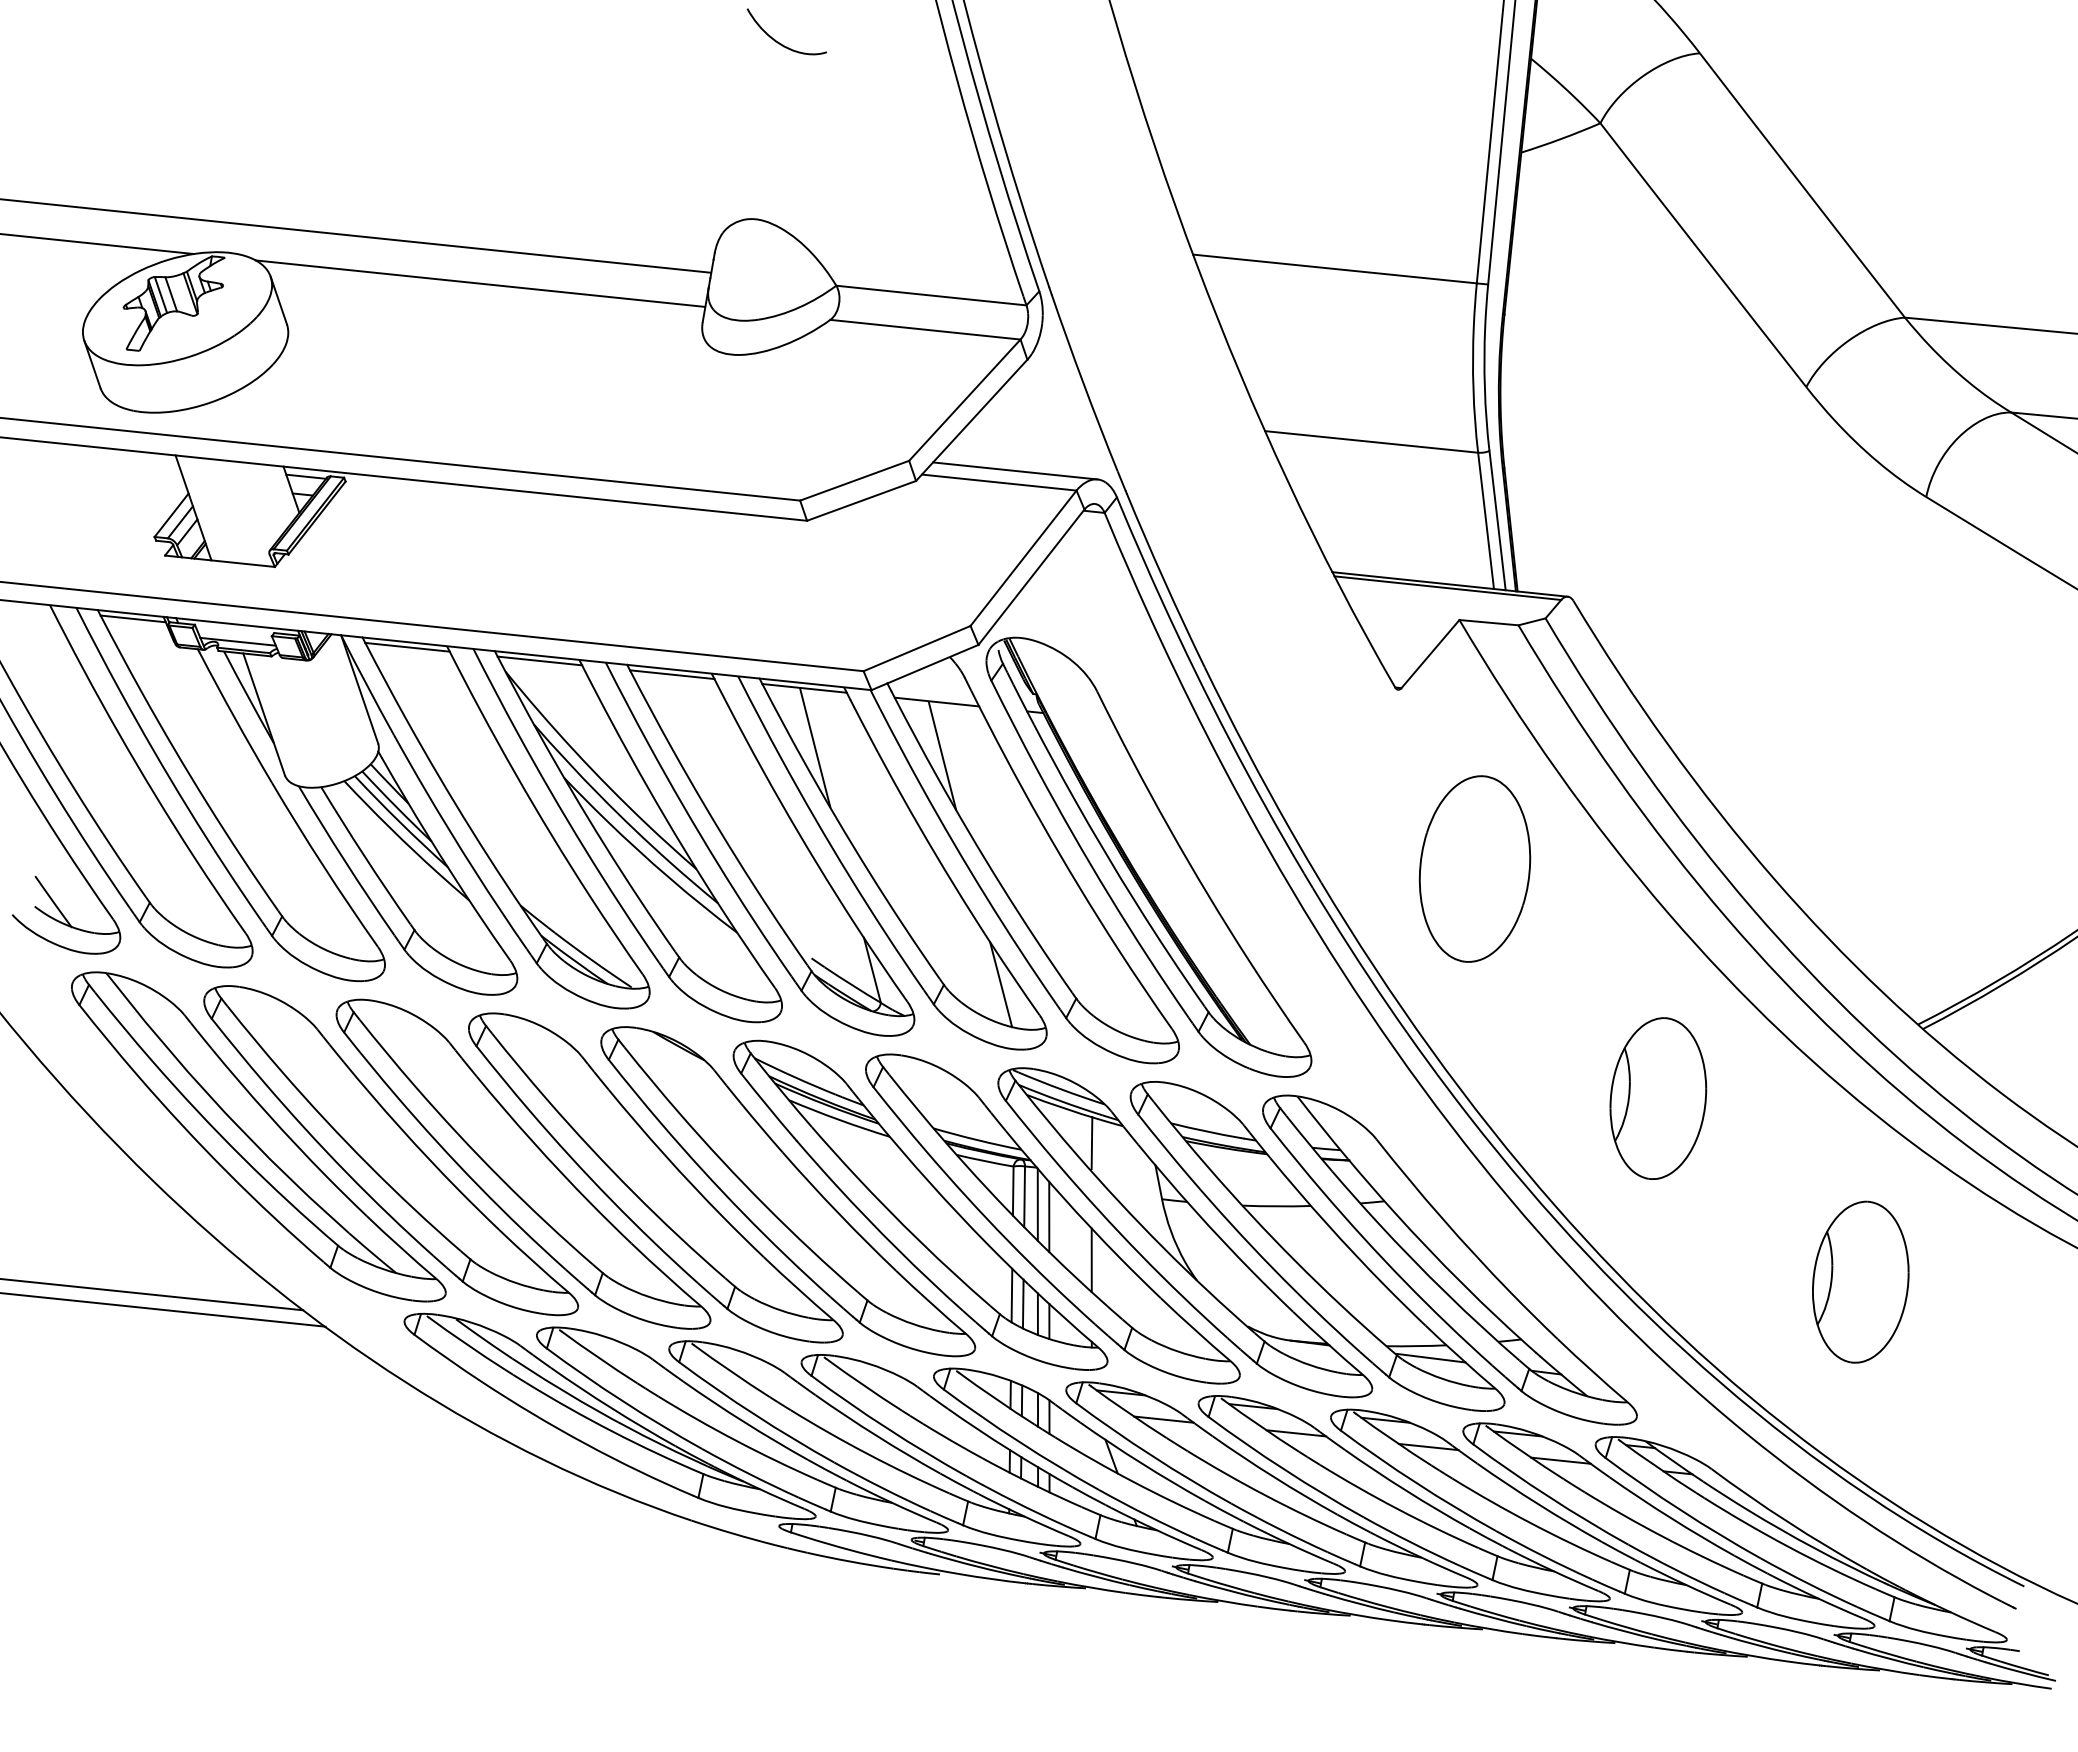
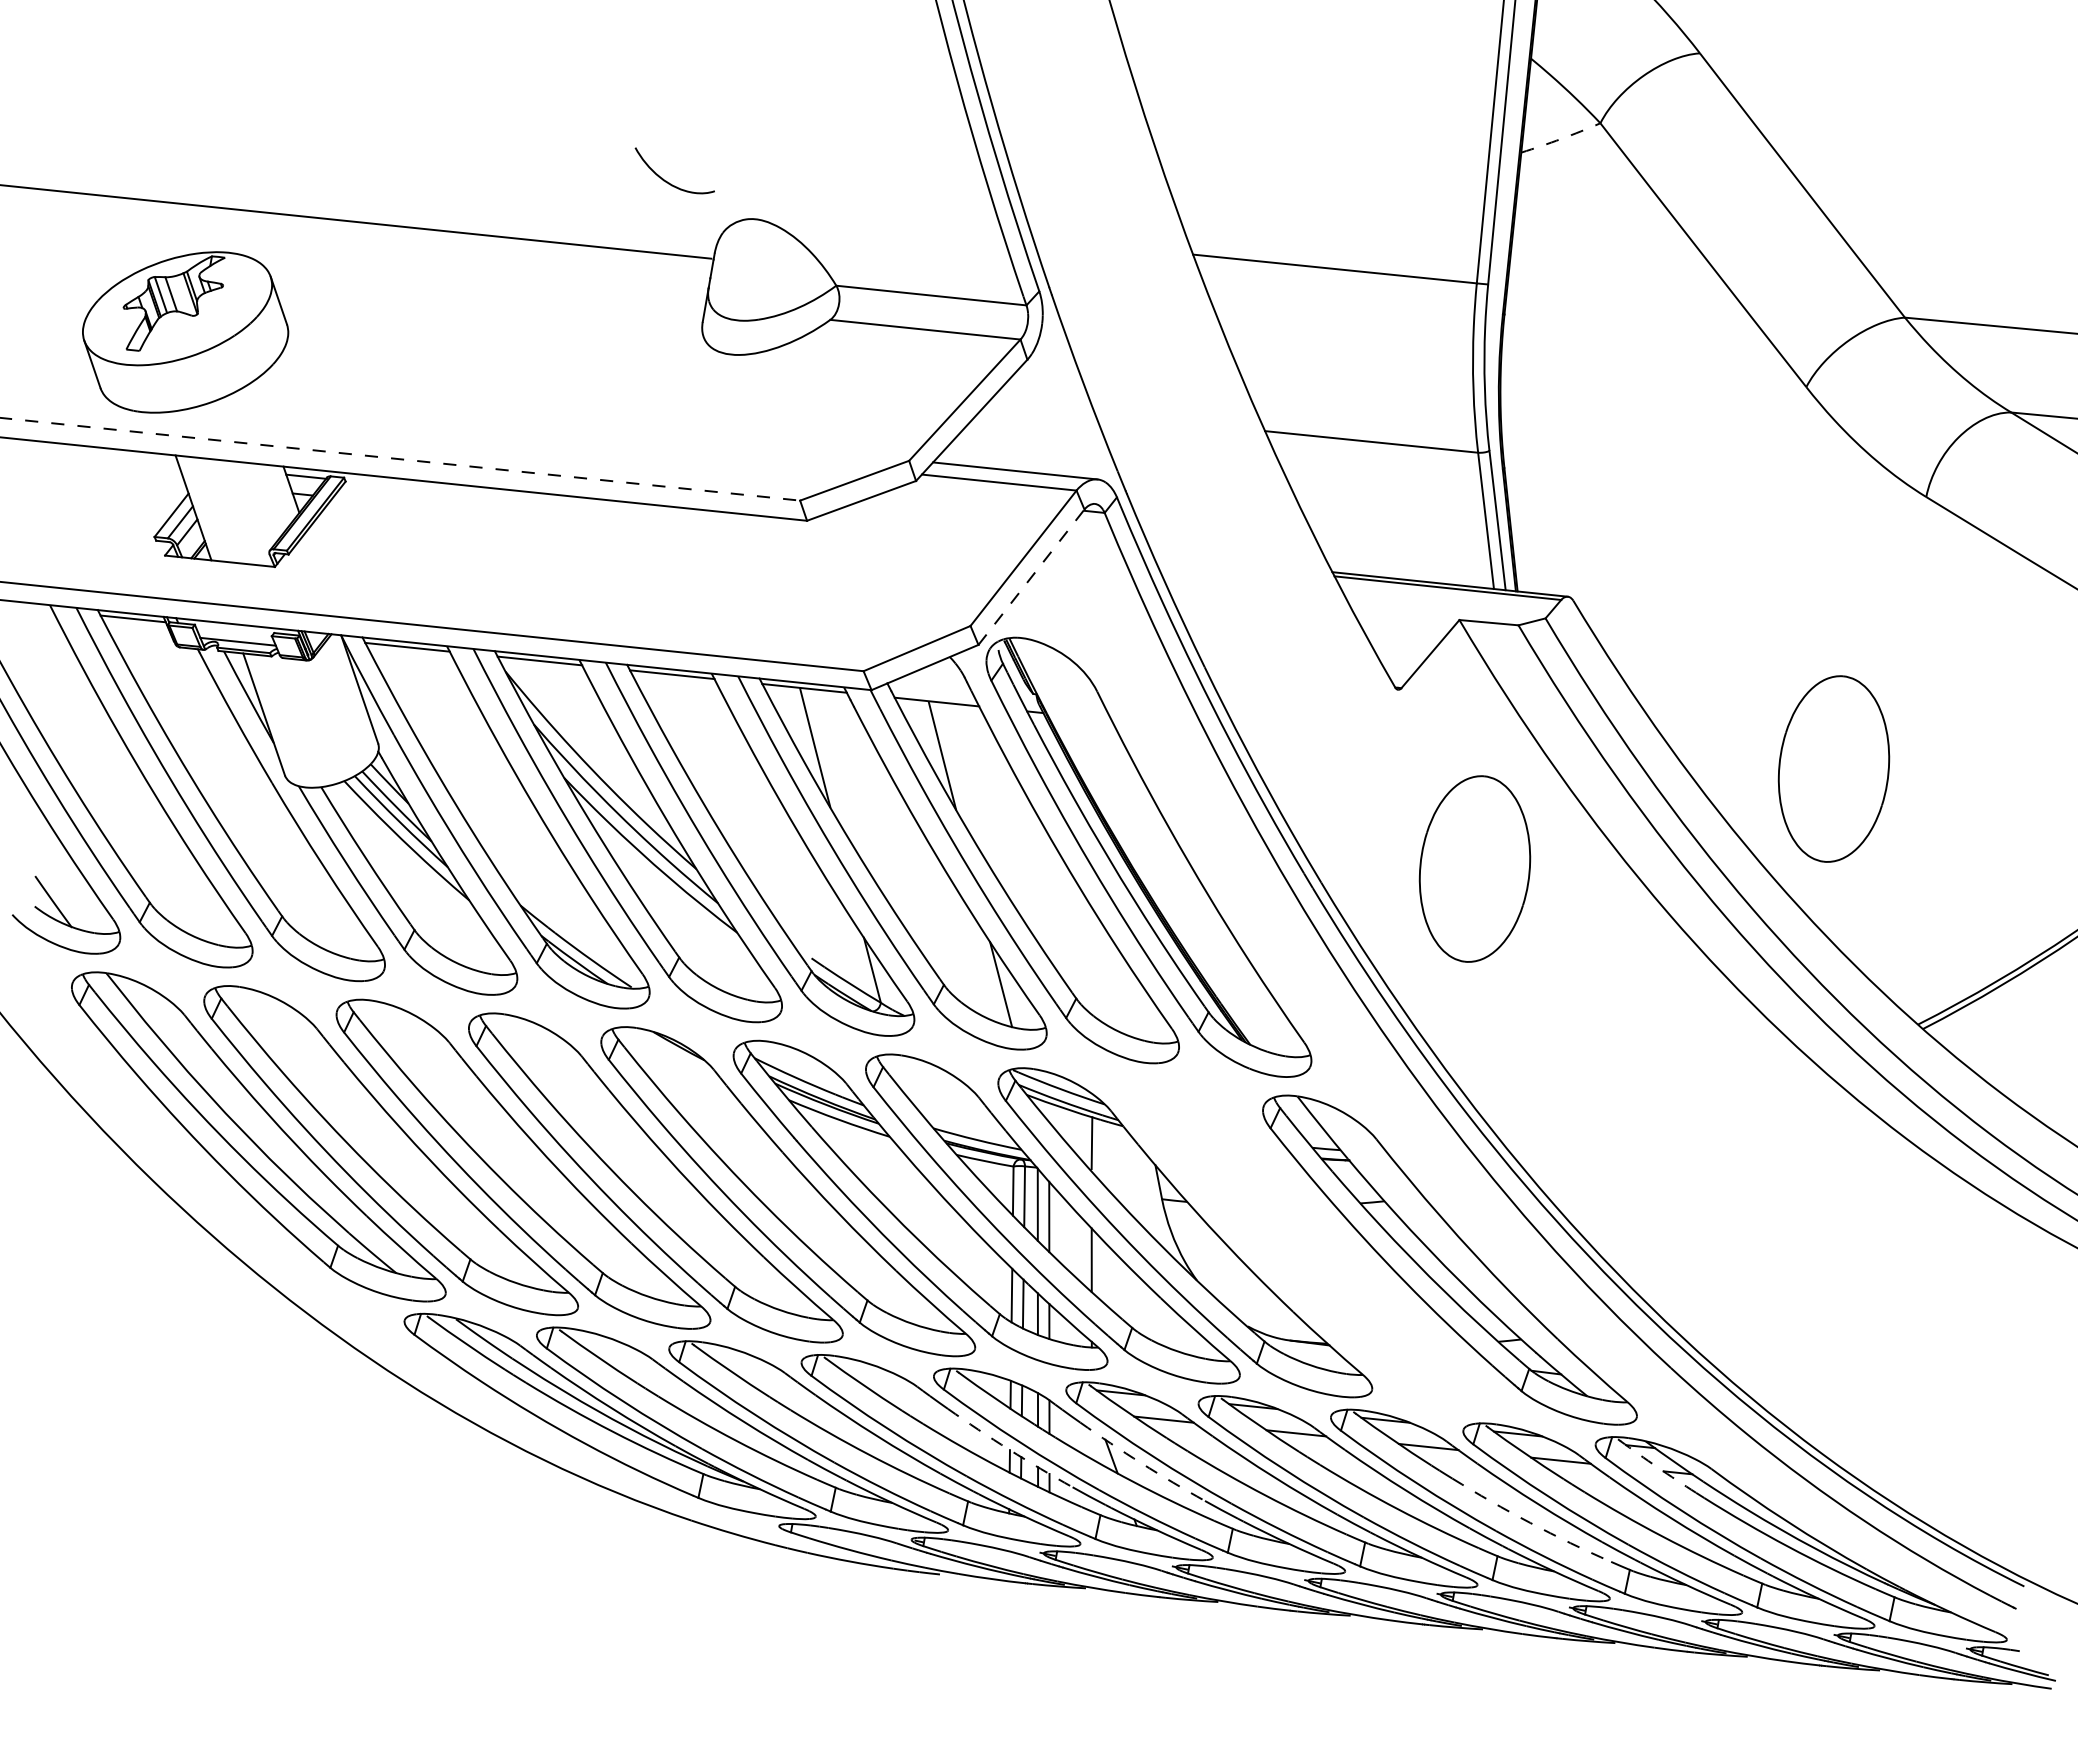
curve position: (778, 41) -> (666, 180) (666, 180)
arc: solid -> dashed (1561, 138)
line position: (356, 235) -> (356, 221) (356, 221)
line: present -> none (97, 244)
line: present -> none (479, 283)
line: solid -> dashed (400, 459)
line: solid -> dashed (1031, 577)
part: none -> present (1833, 768)
part: present -> none (1658, 1098)
part: present -> none (1317, 1246)
part: present -> none (1860, 1281)
line: present -> none (152, 1294)
line: present -> none (163, 1309)
arc: solid -> dashed (1009, 1449)
arc: solid -> dashed (1141, 1463)
arc: solid -> dashed (1657, 1467)
arc: solid -> dashed (1530, 1522)
